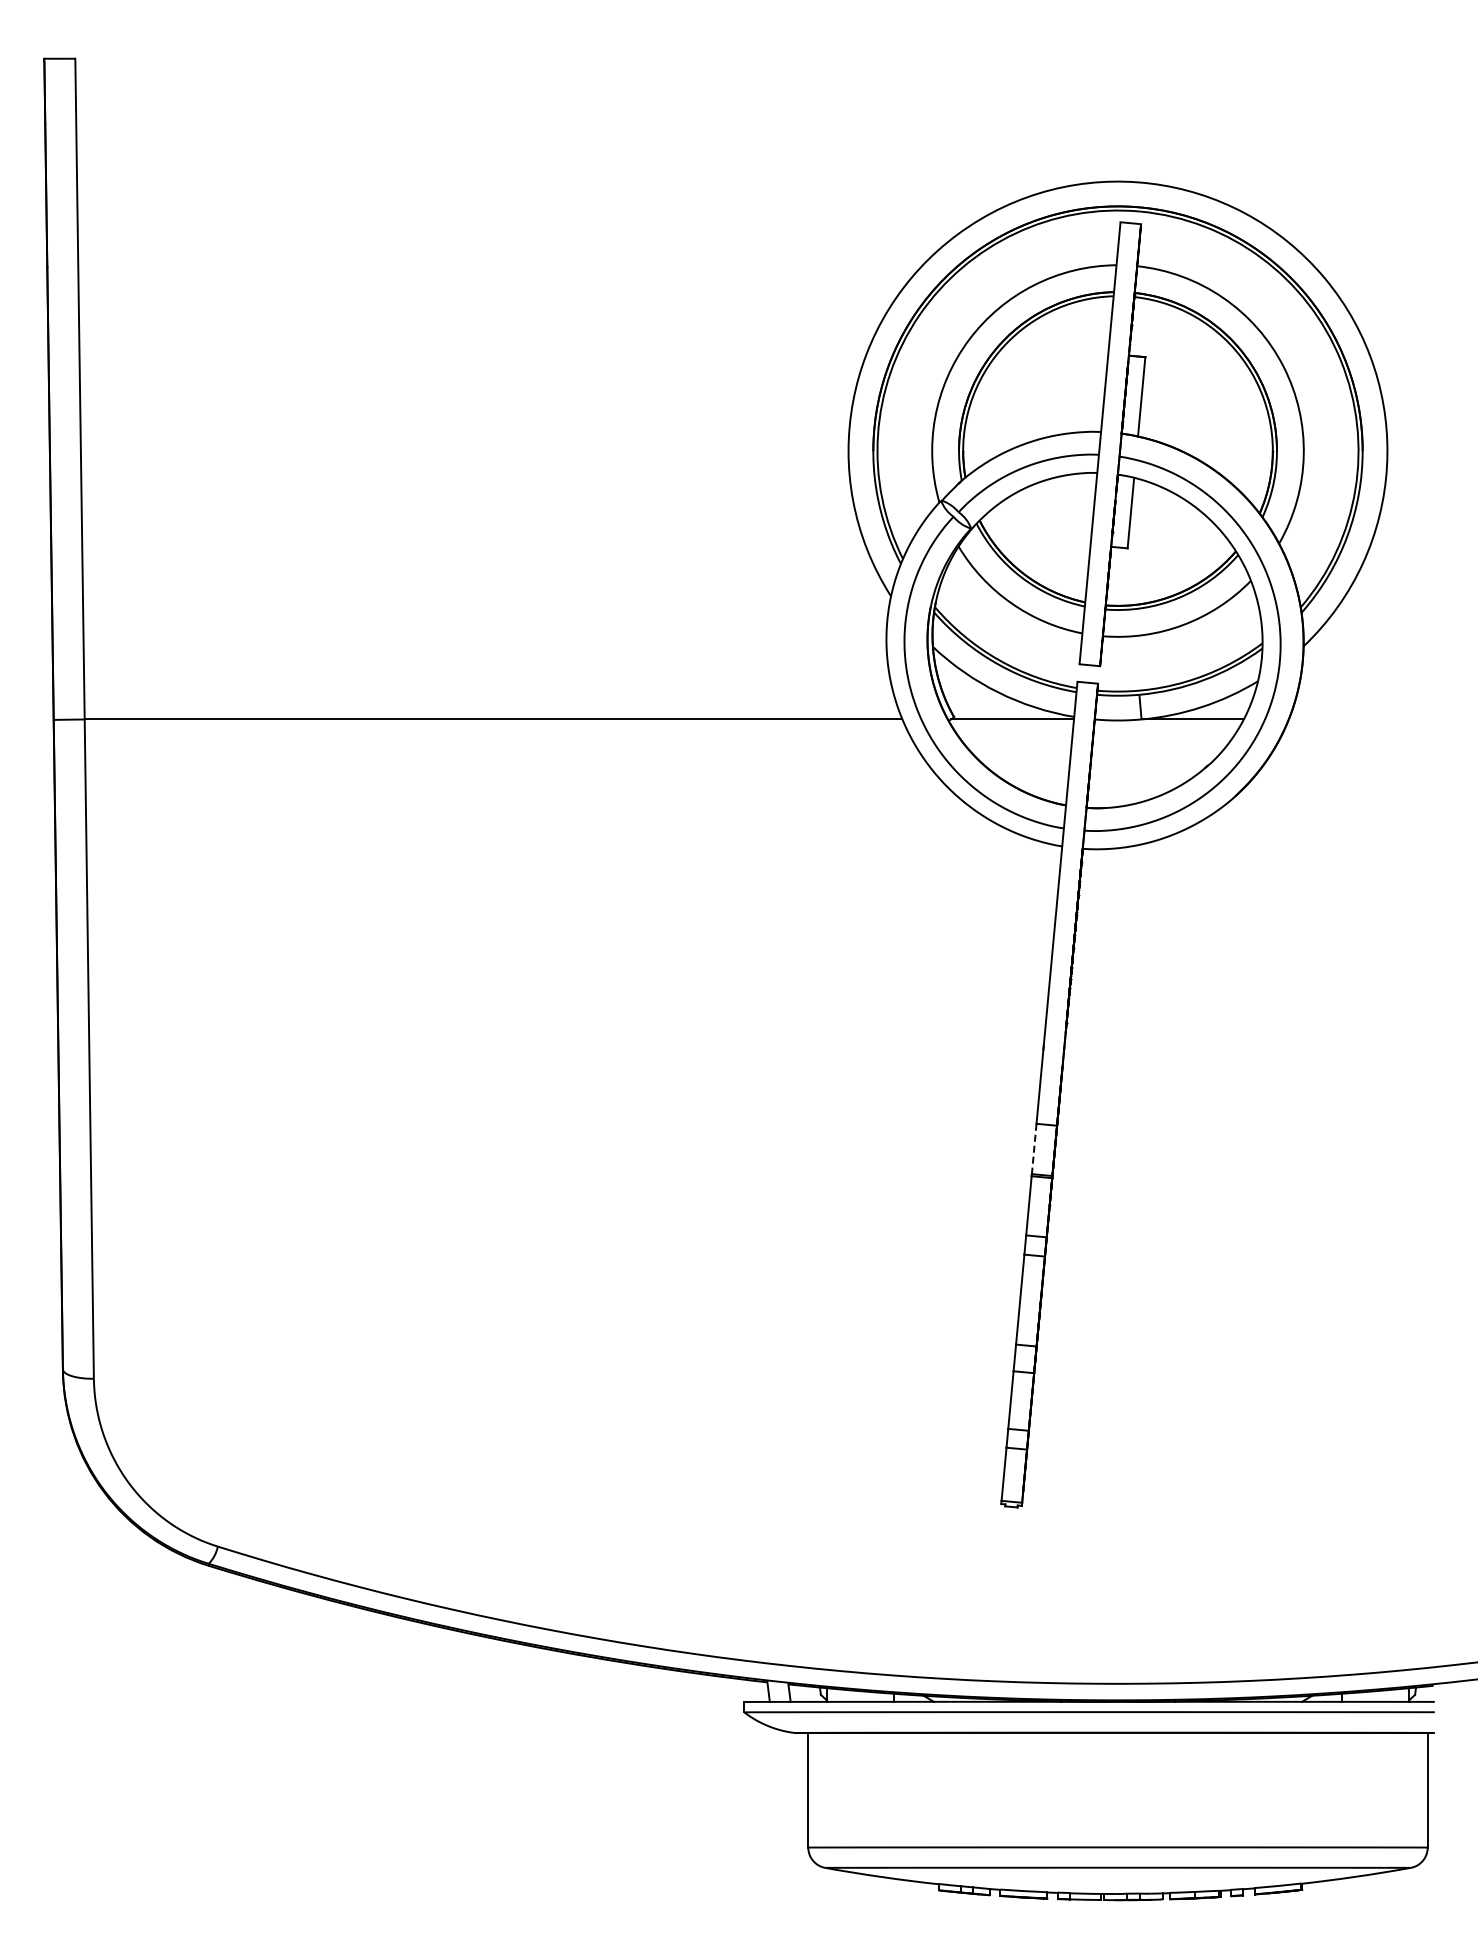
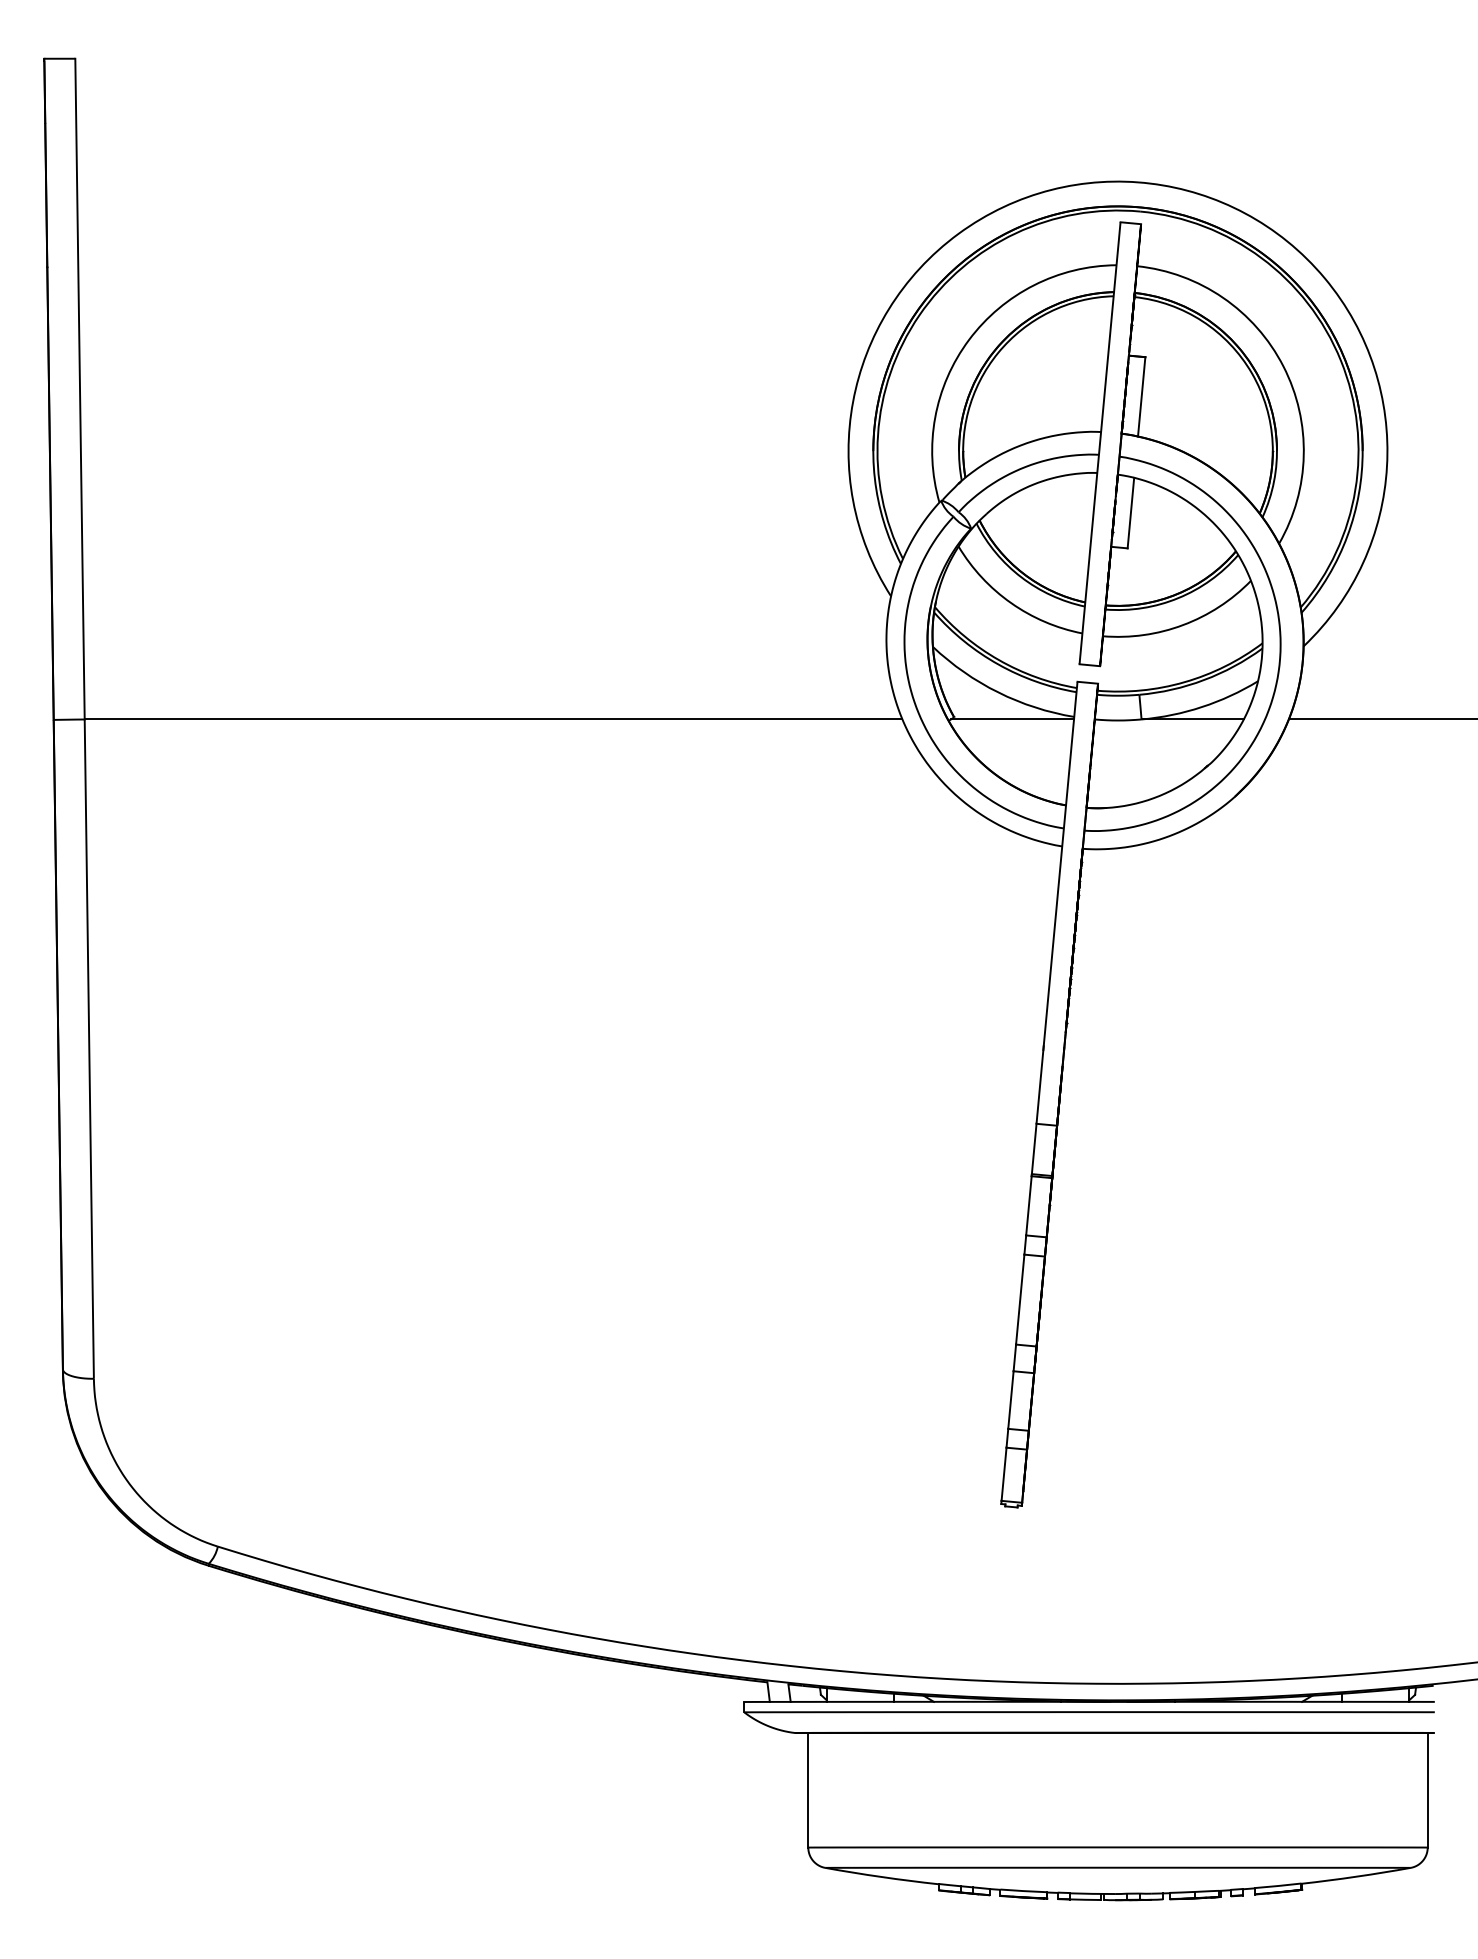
line: none -> present (1381, 719)
line: dashed -> solid (1034, 1149)
